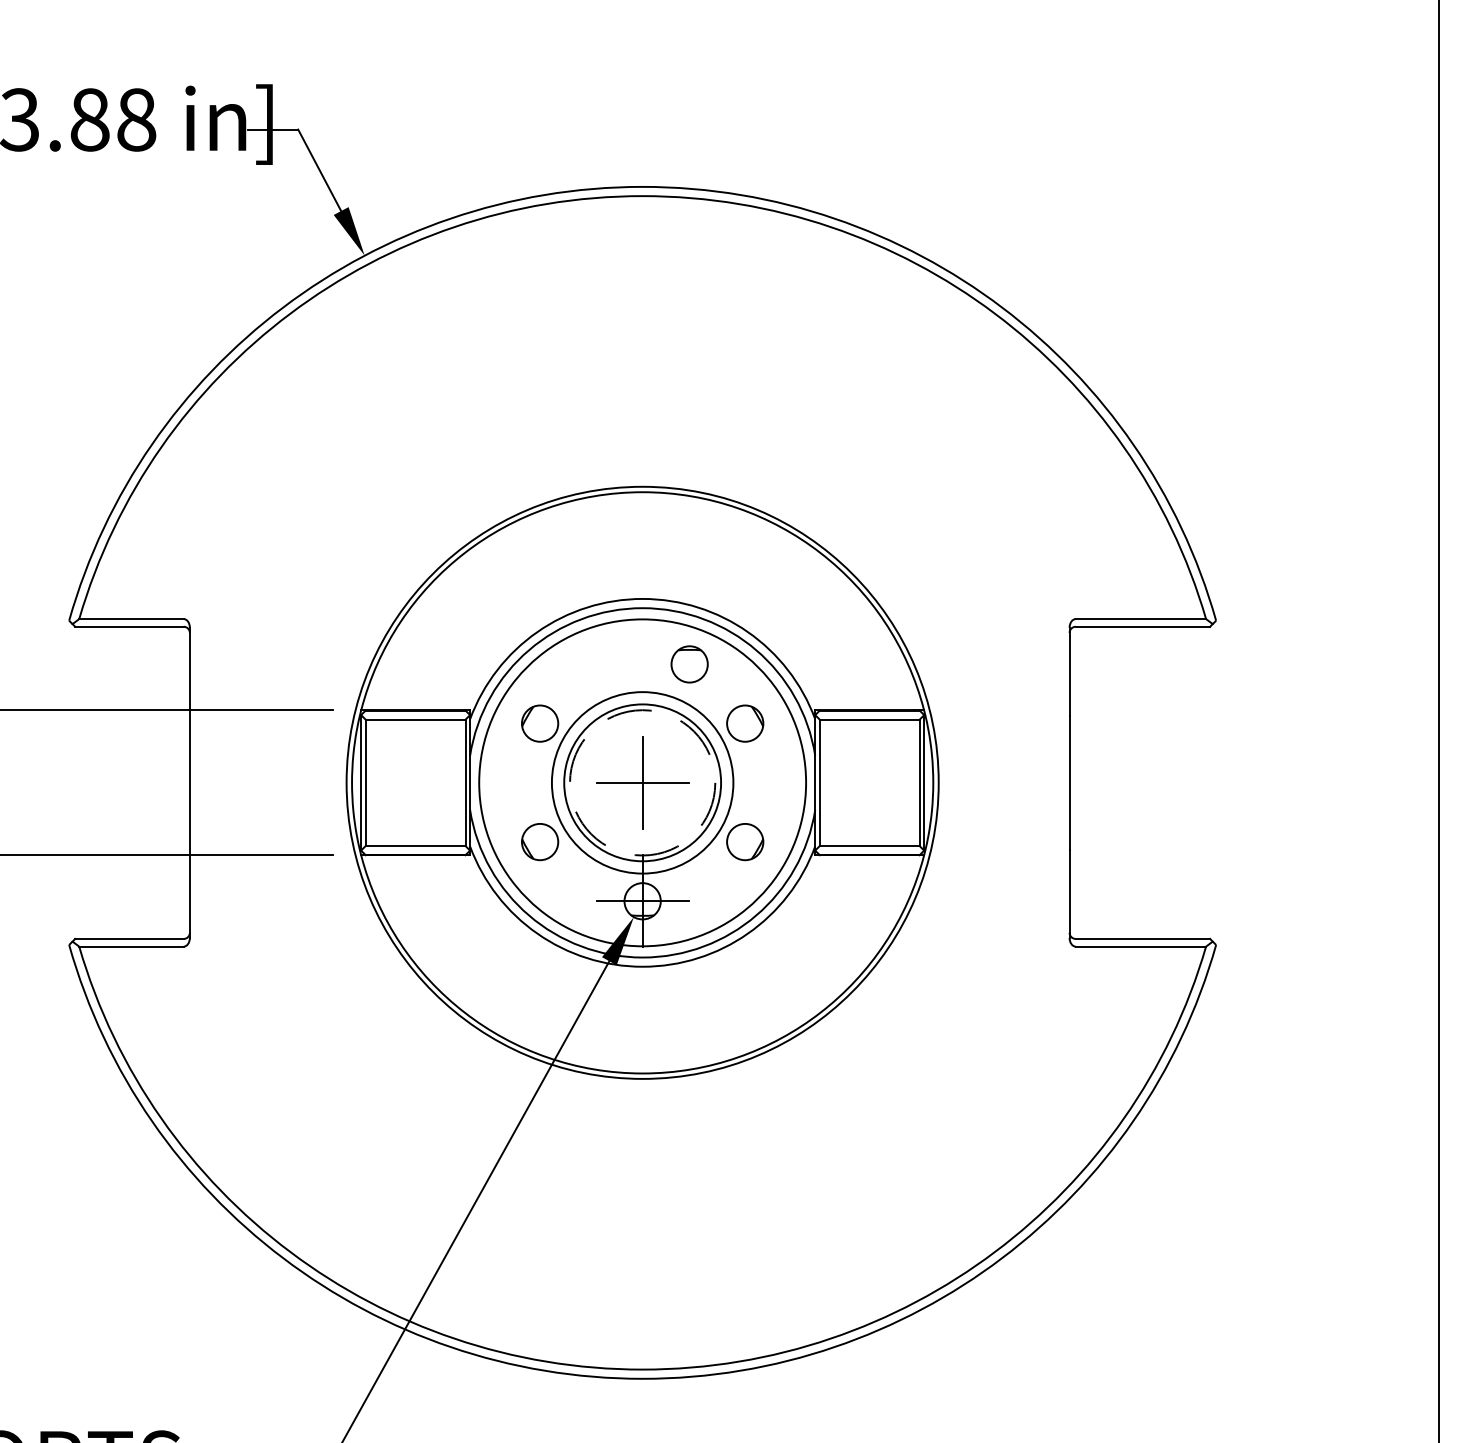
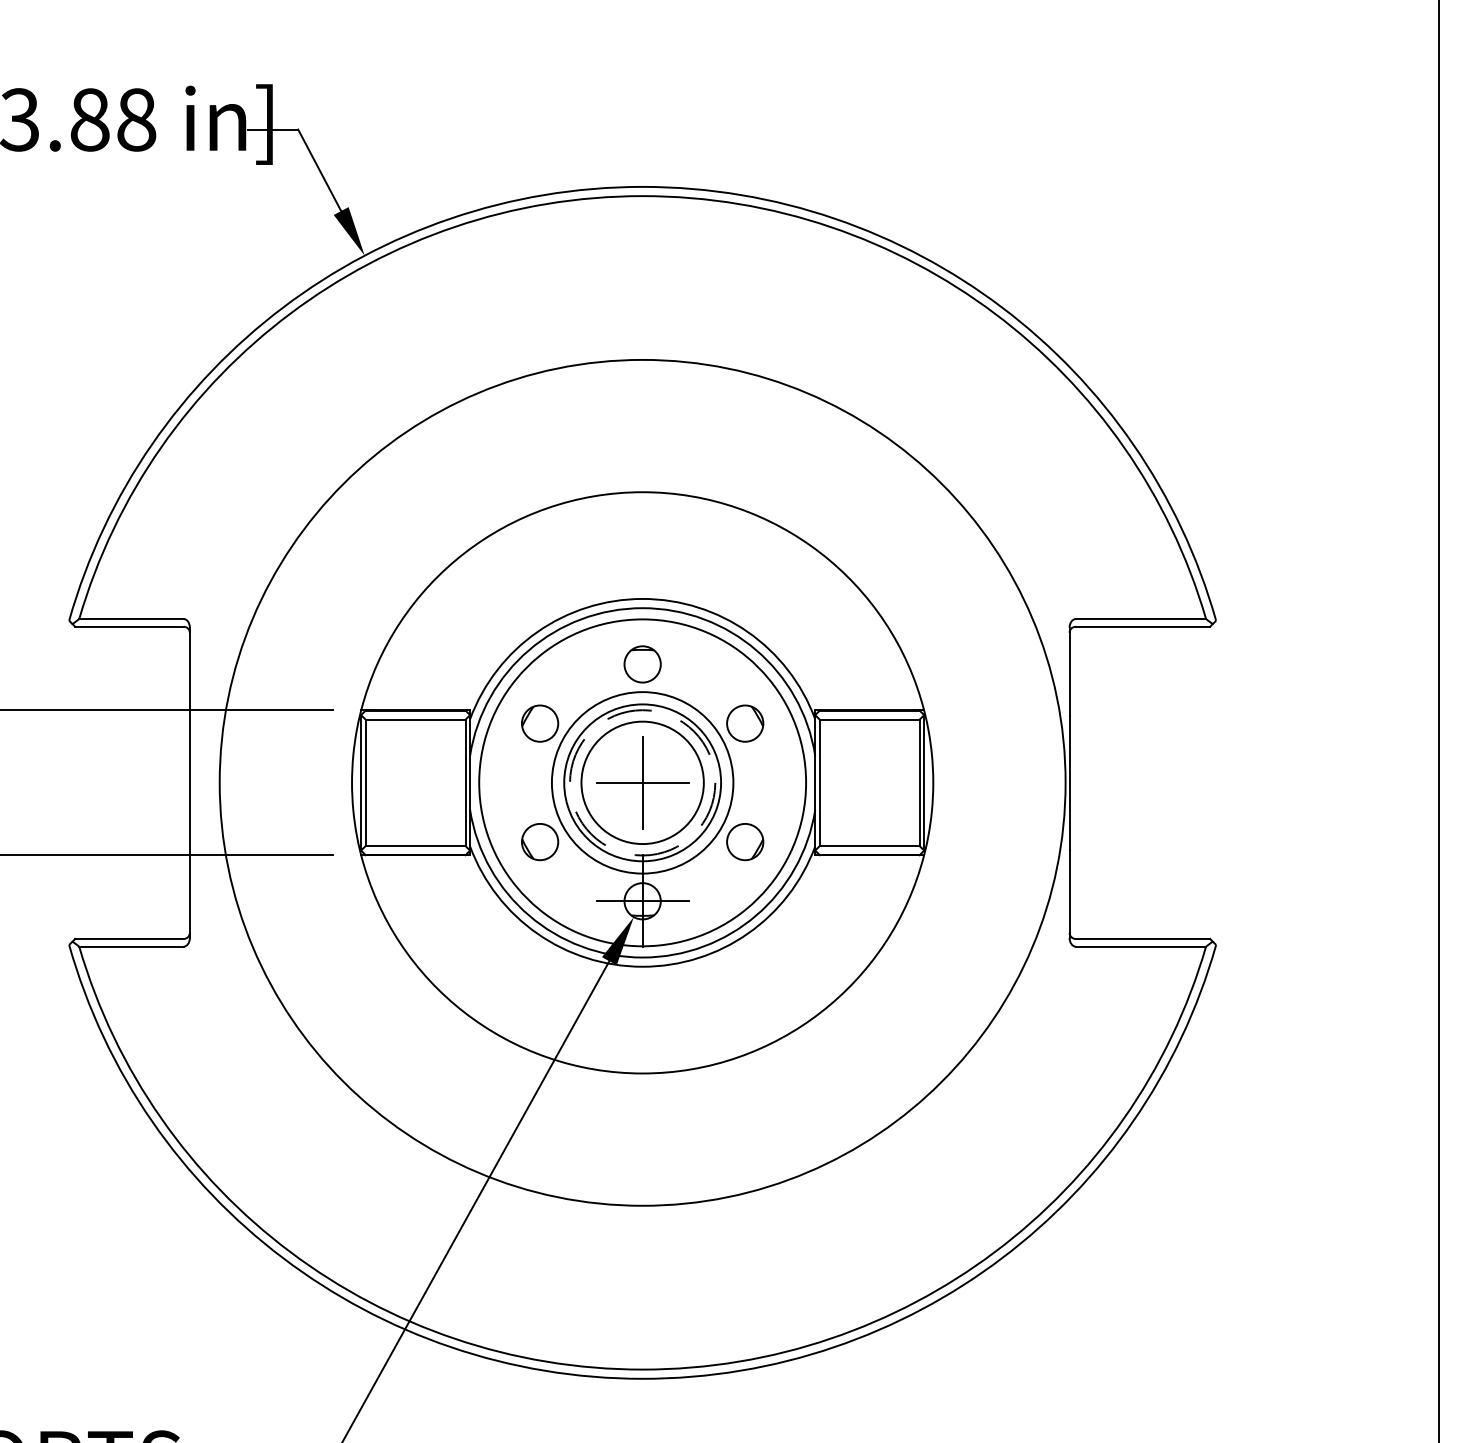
part position: (689, 664) -> (642, 664) (642, 664)
circle diameter: 592 px -> 846 px (642, 782)
circle: none -> present (642, 782)
